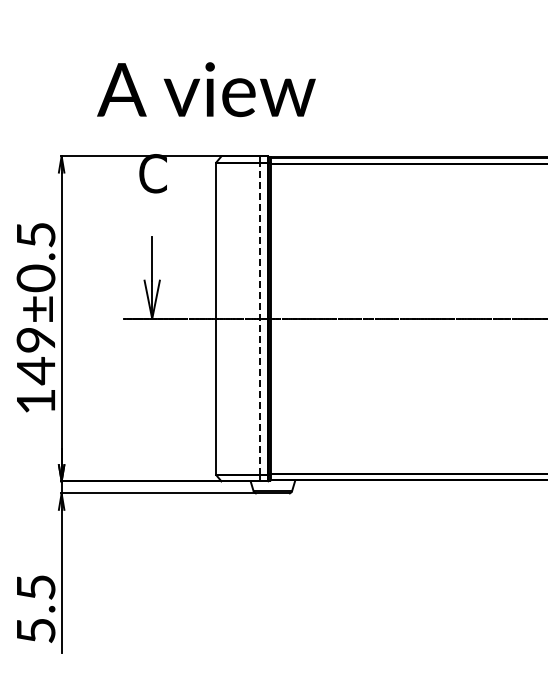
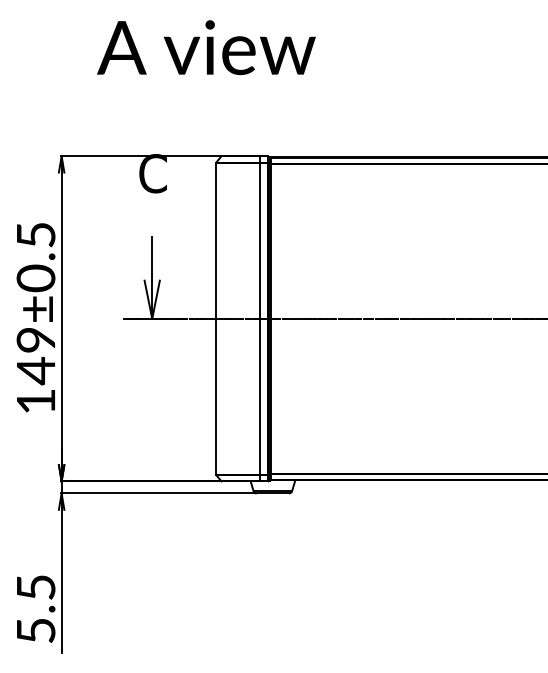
text position: (206, 89) -> (206, 47) (206, 47)
line: dashed -> solid (259, 318)
